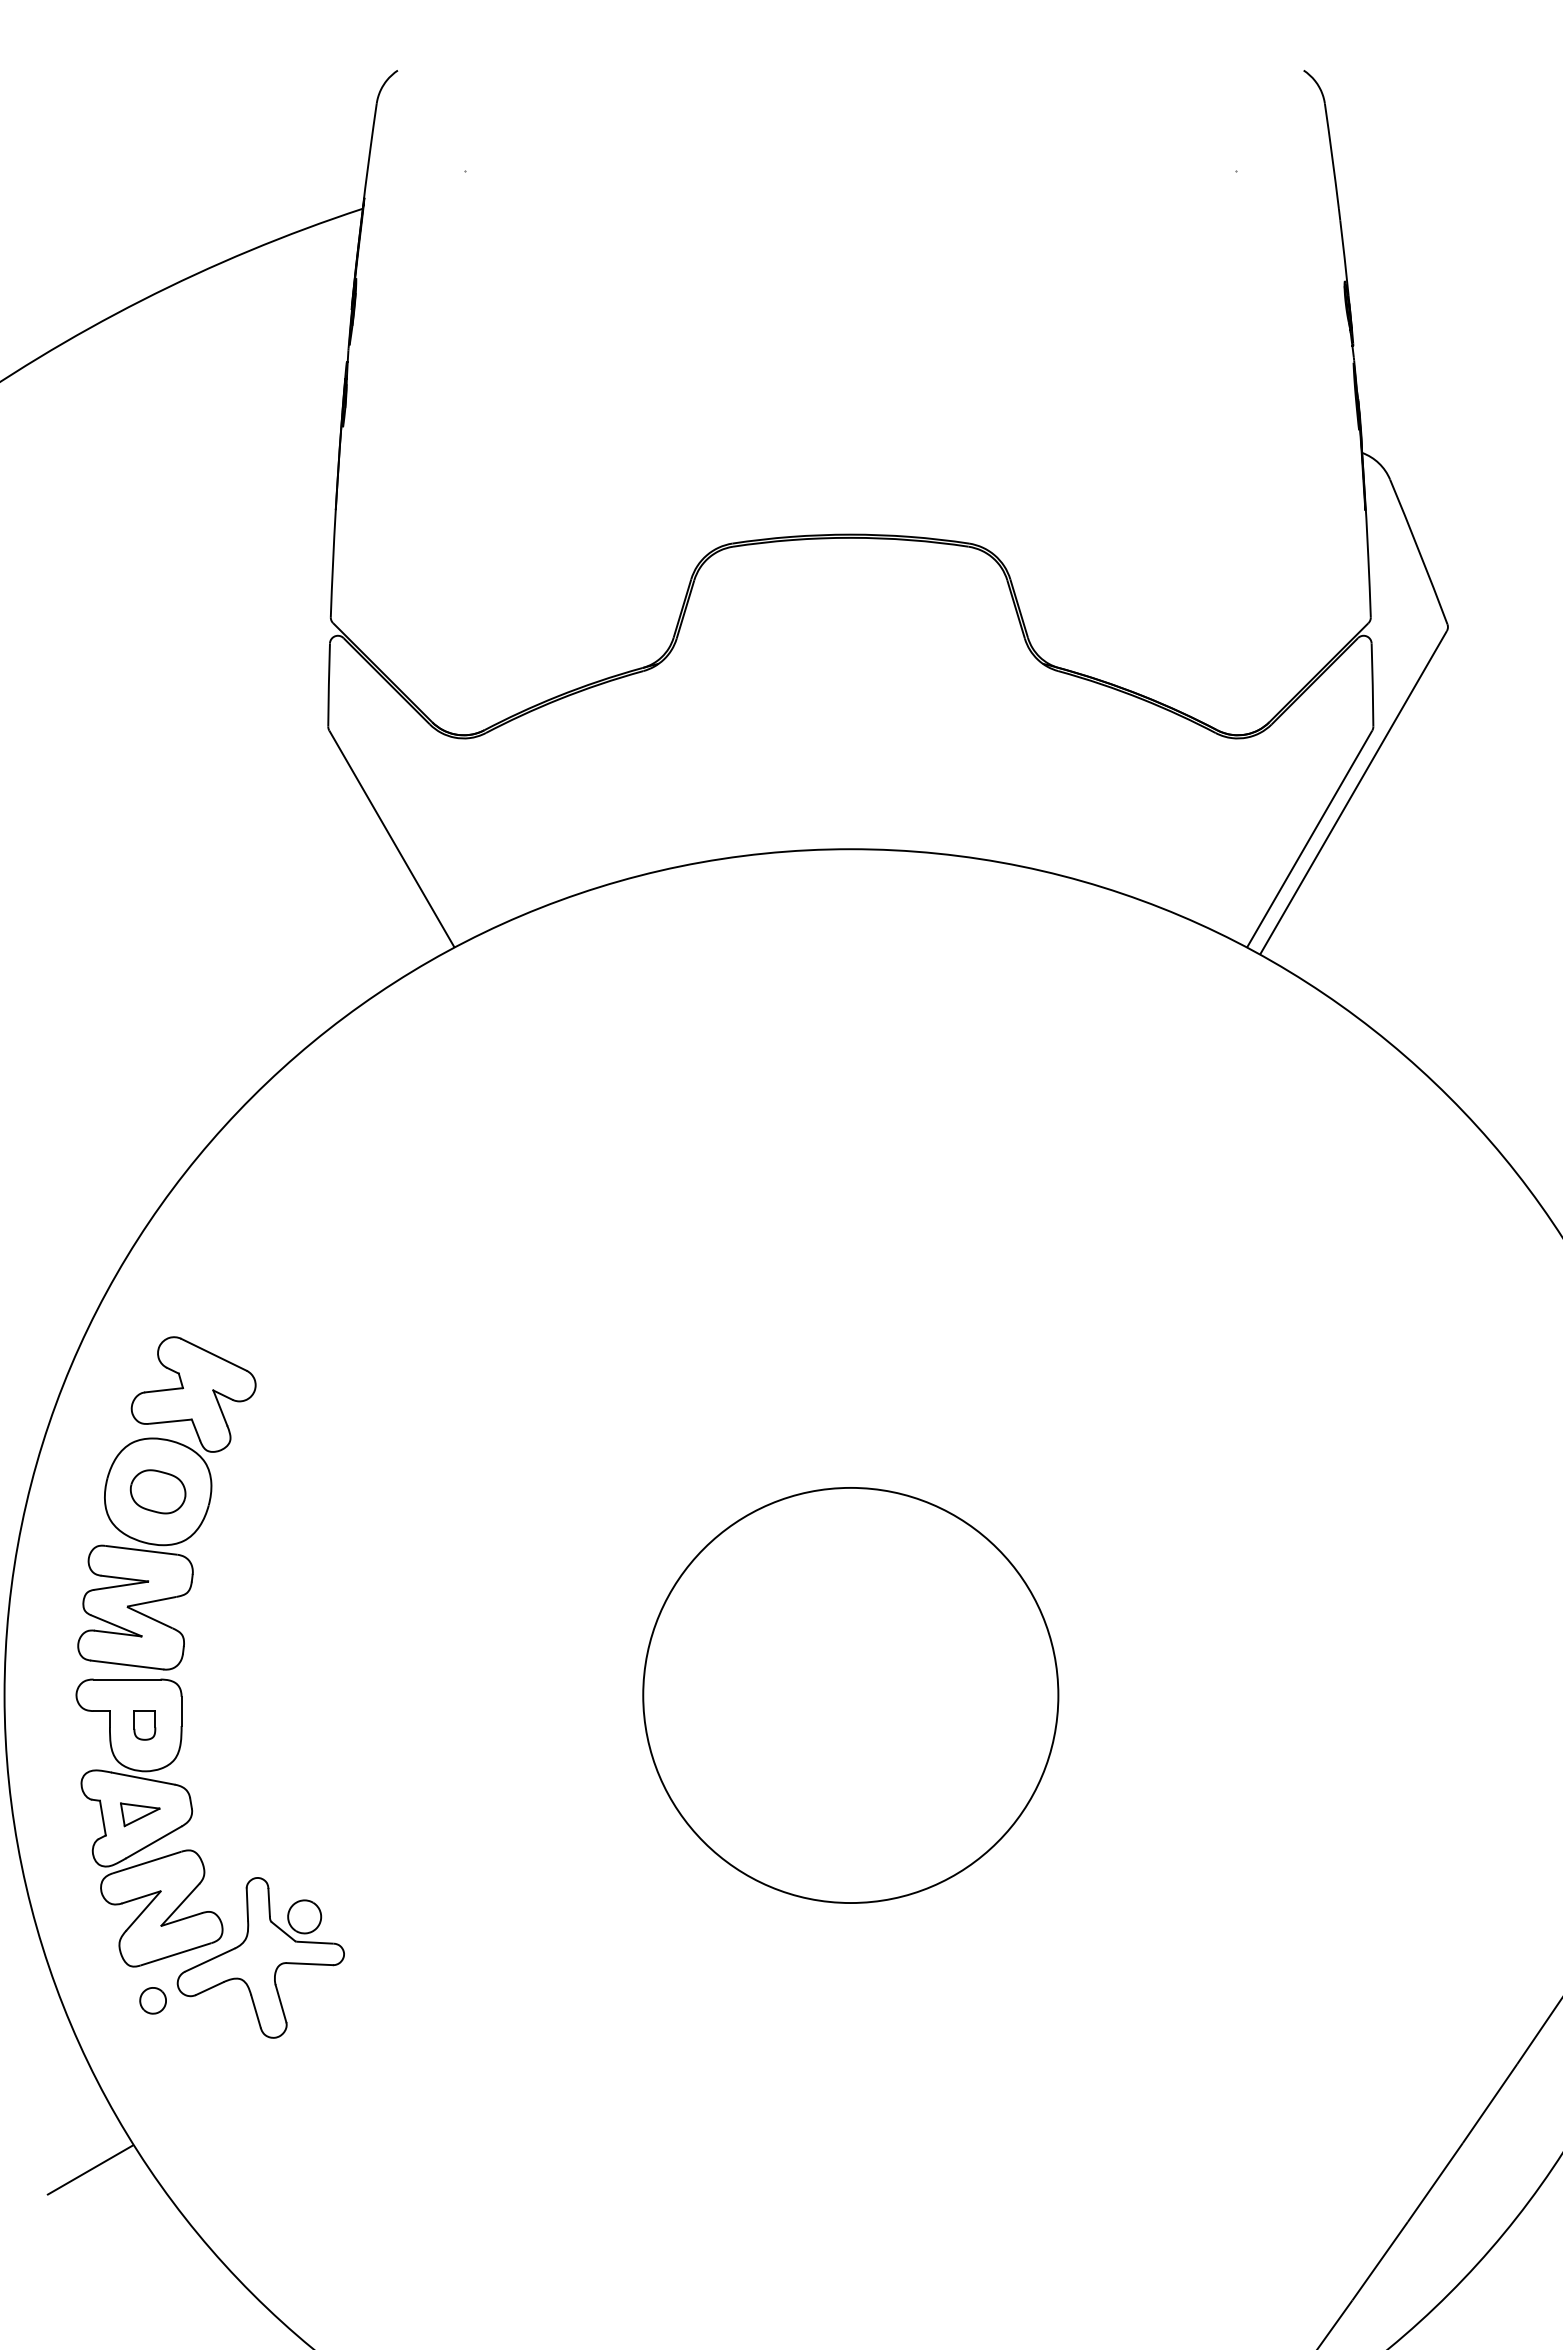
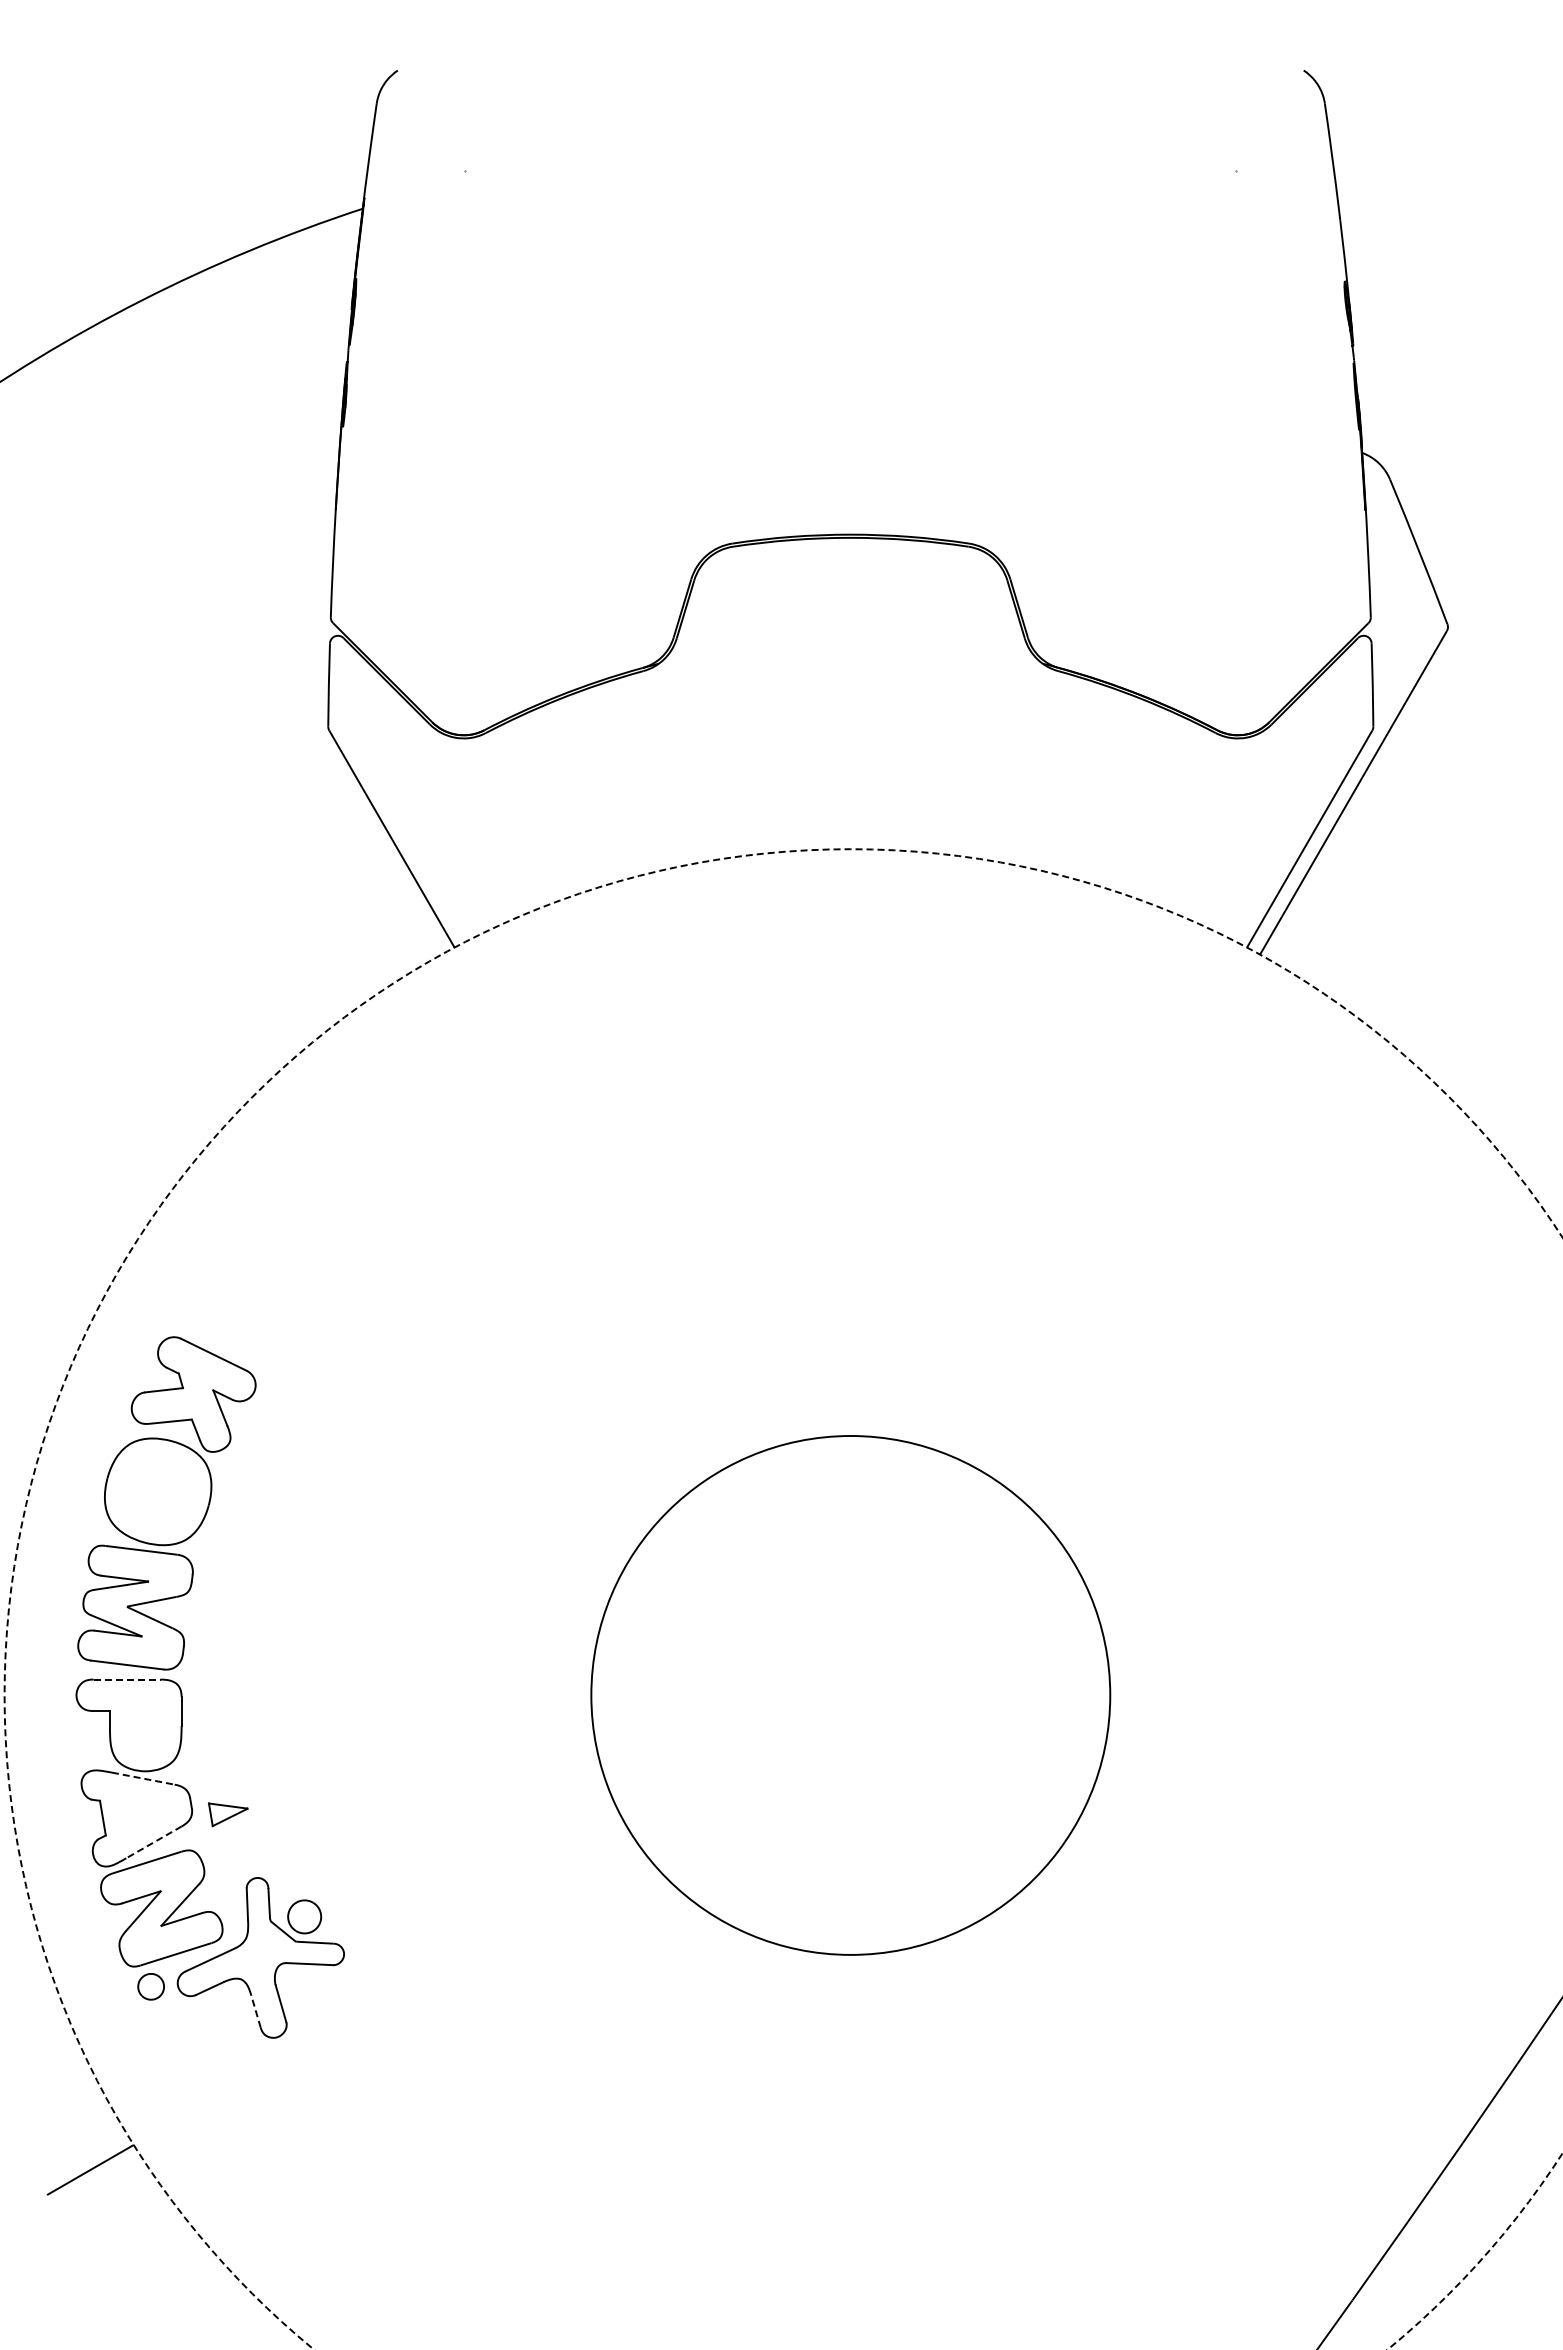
part: present -> none (157, 1491)
circle: solid -> dashed (783, 1599)
line: solid -> dashed (127, 1679)
circle diameter: 415 px -> 519 px (850, 1695)
part: present -> none (144, 1725)
line: solid -> dashed (143, 1778)
part position: (140, 1814) -> (228, 1814) (228, 1814)
line: solid -> dashed (153, 1842)
part position: (152, 2000) -> (150, 1986) (150, 1986)
line: solid -> dashed (255, 2011)
